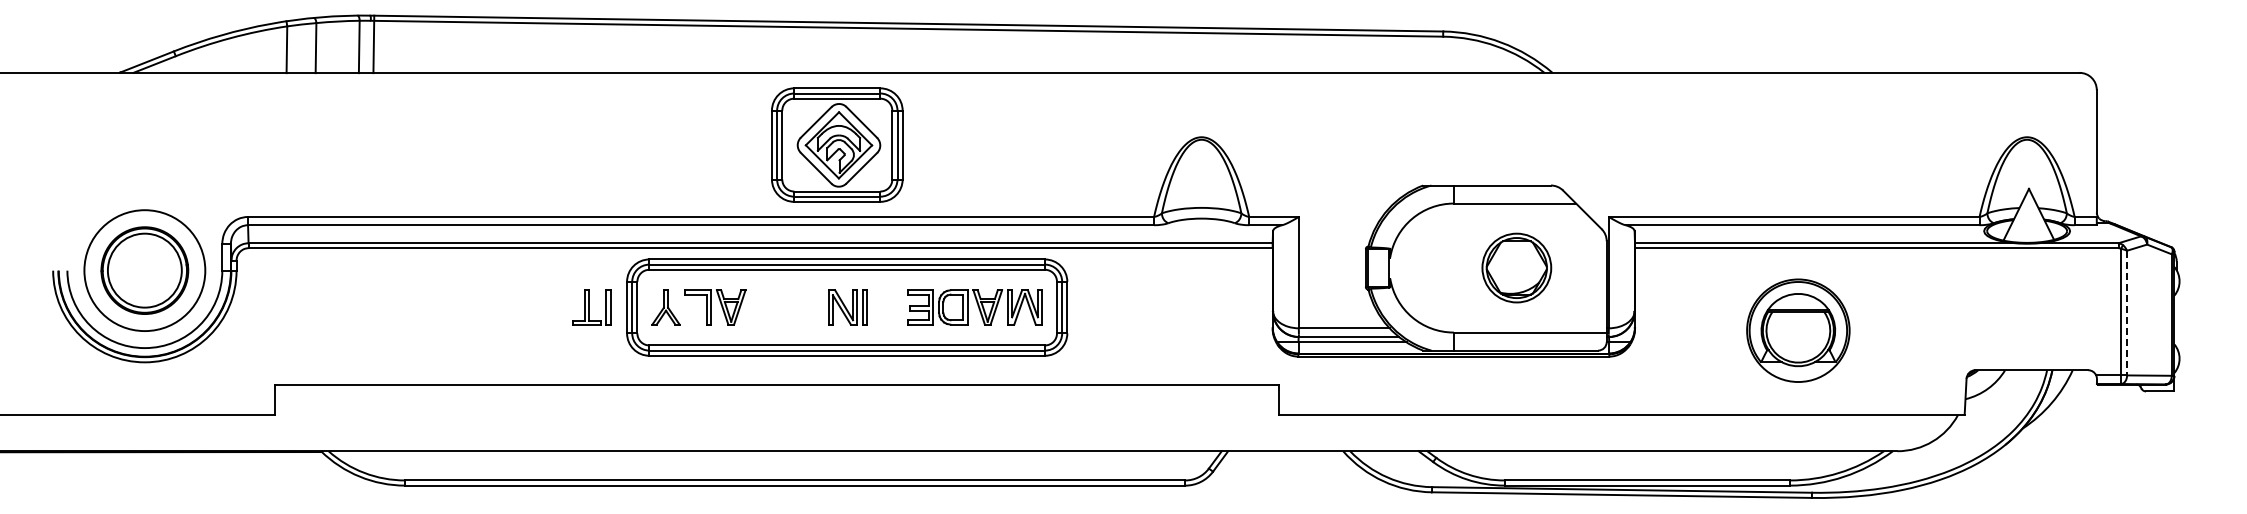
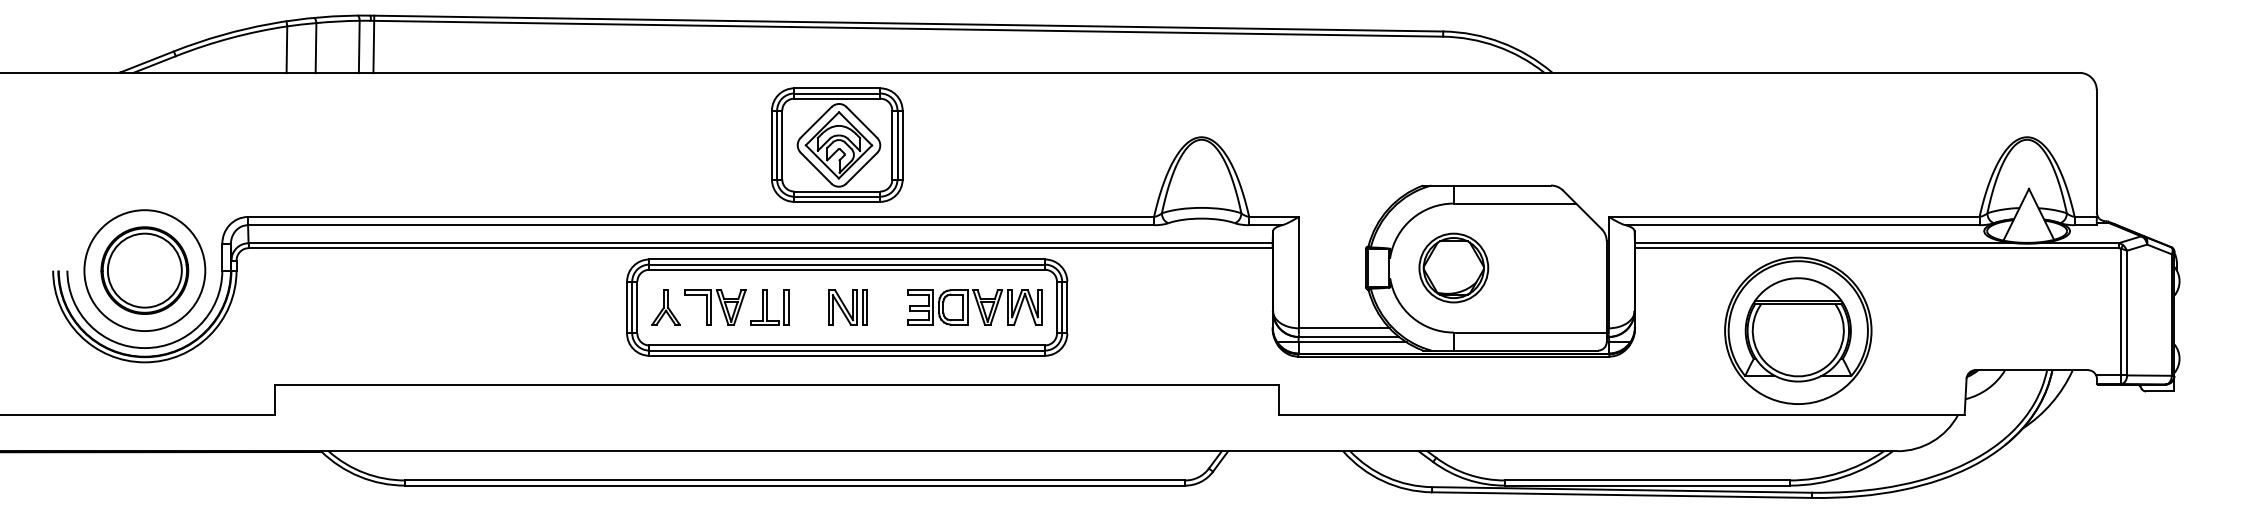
part position: (1516, 267) -> (1453, 267) (1453, 267)
part position: (591, 307) -> (769, 307) (769, 307)
line: dashed -> solid (2127, 313)
part size: 105x105 px -> 149x149 px (1798, 330)
